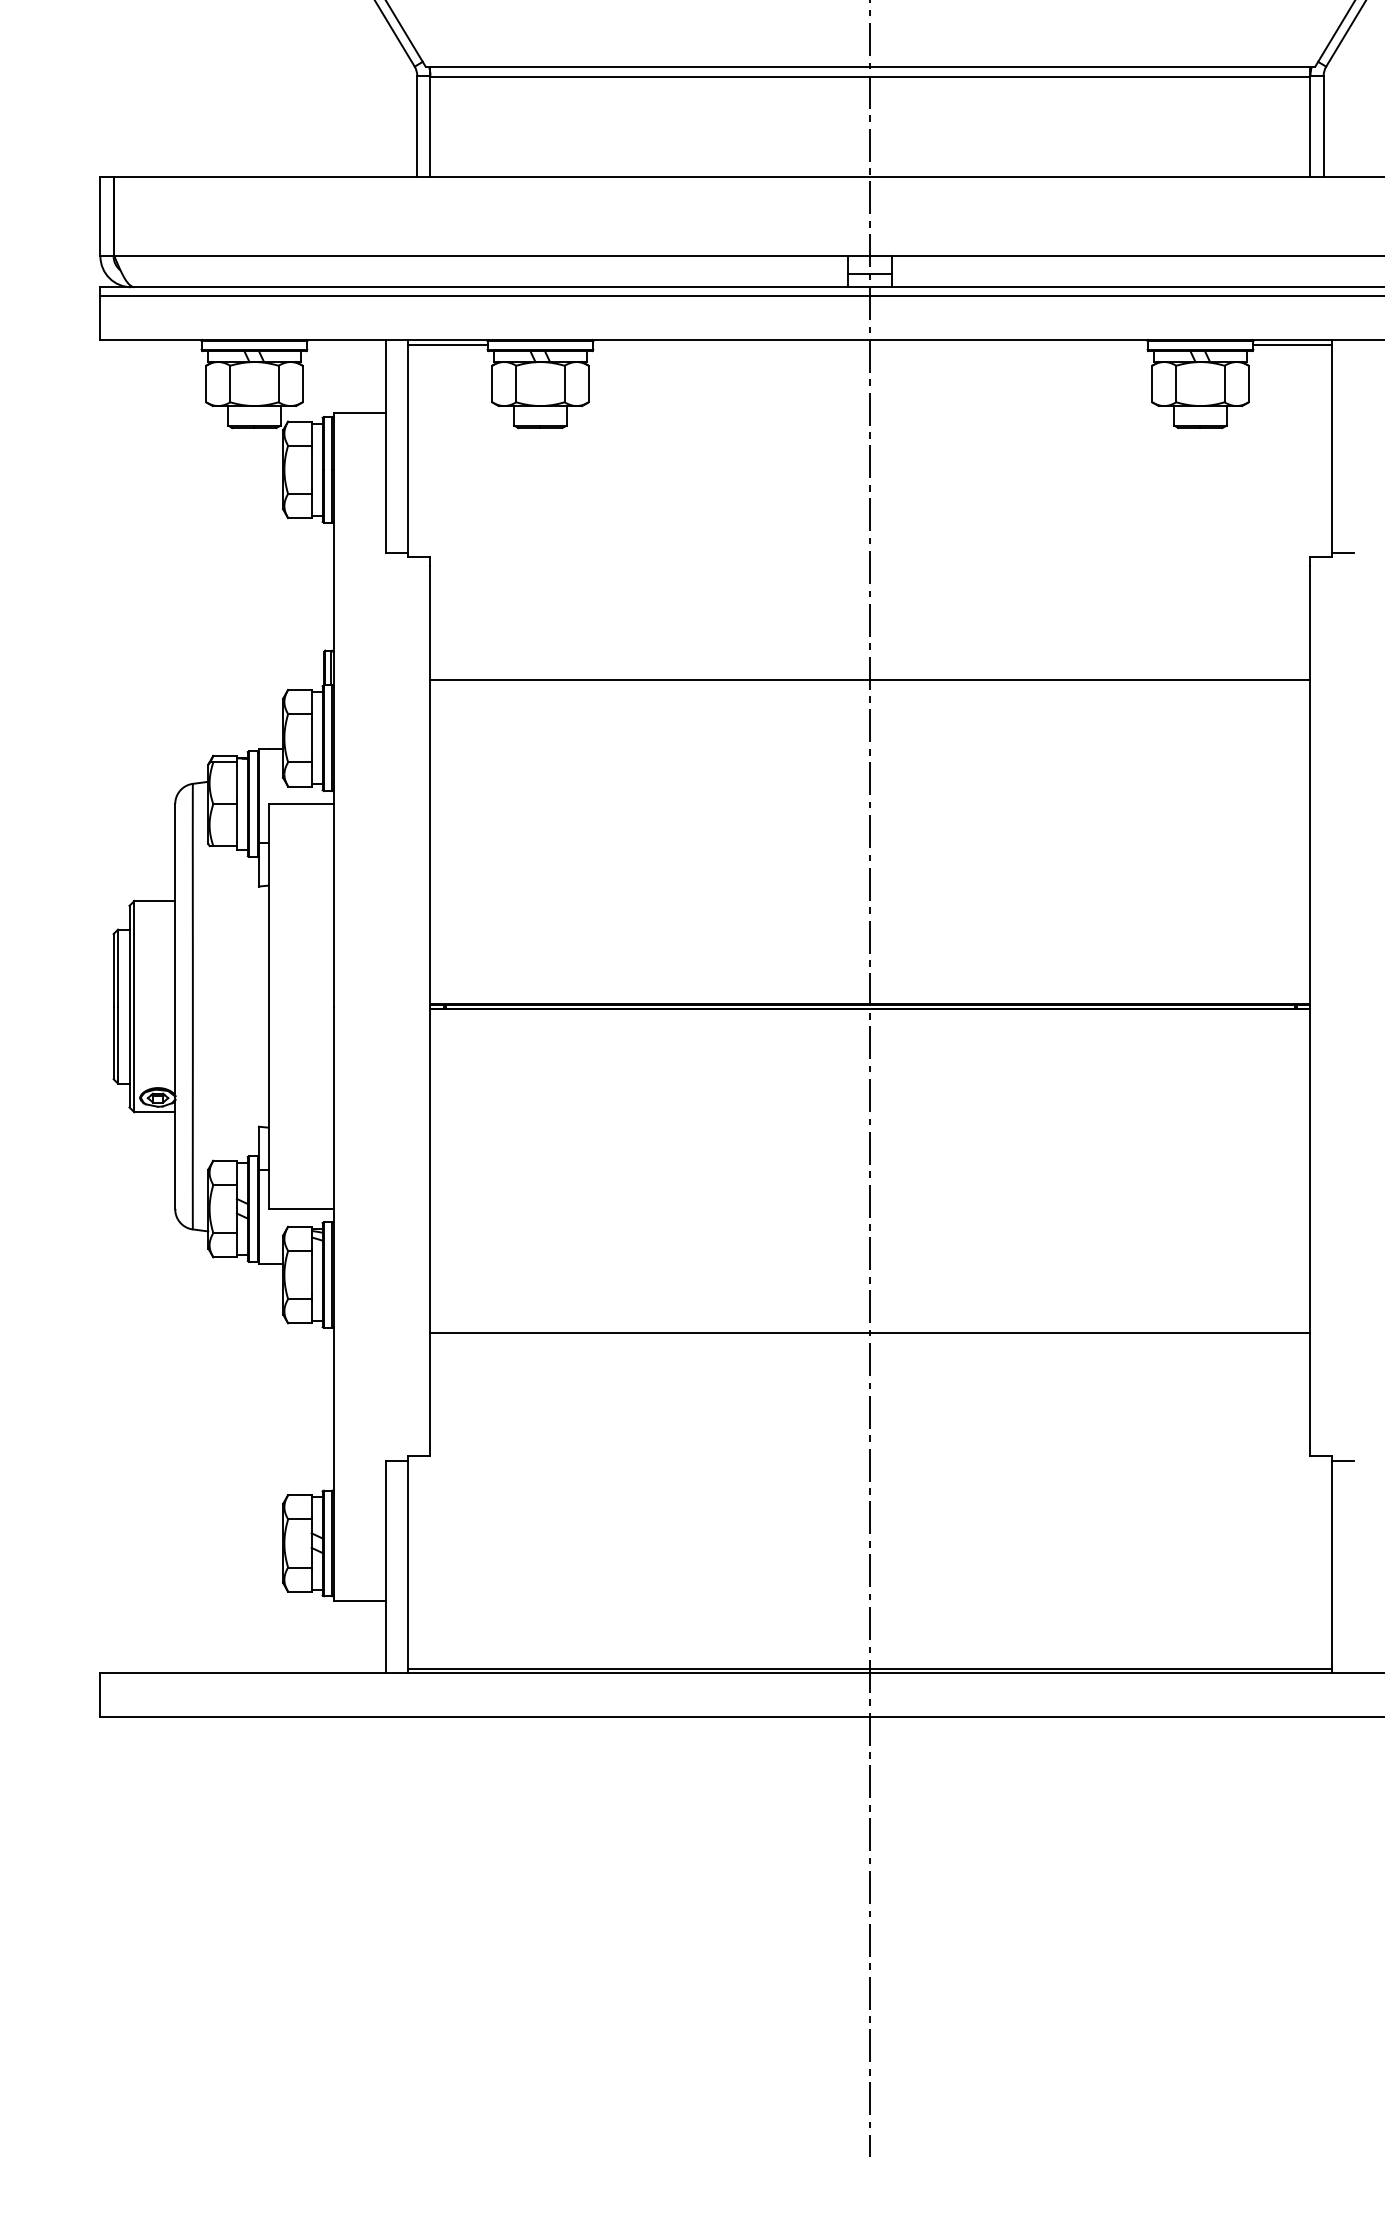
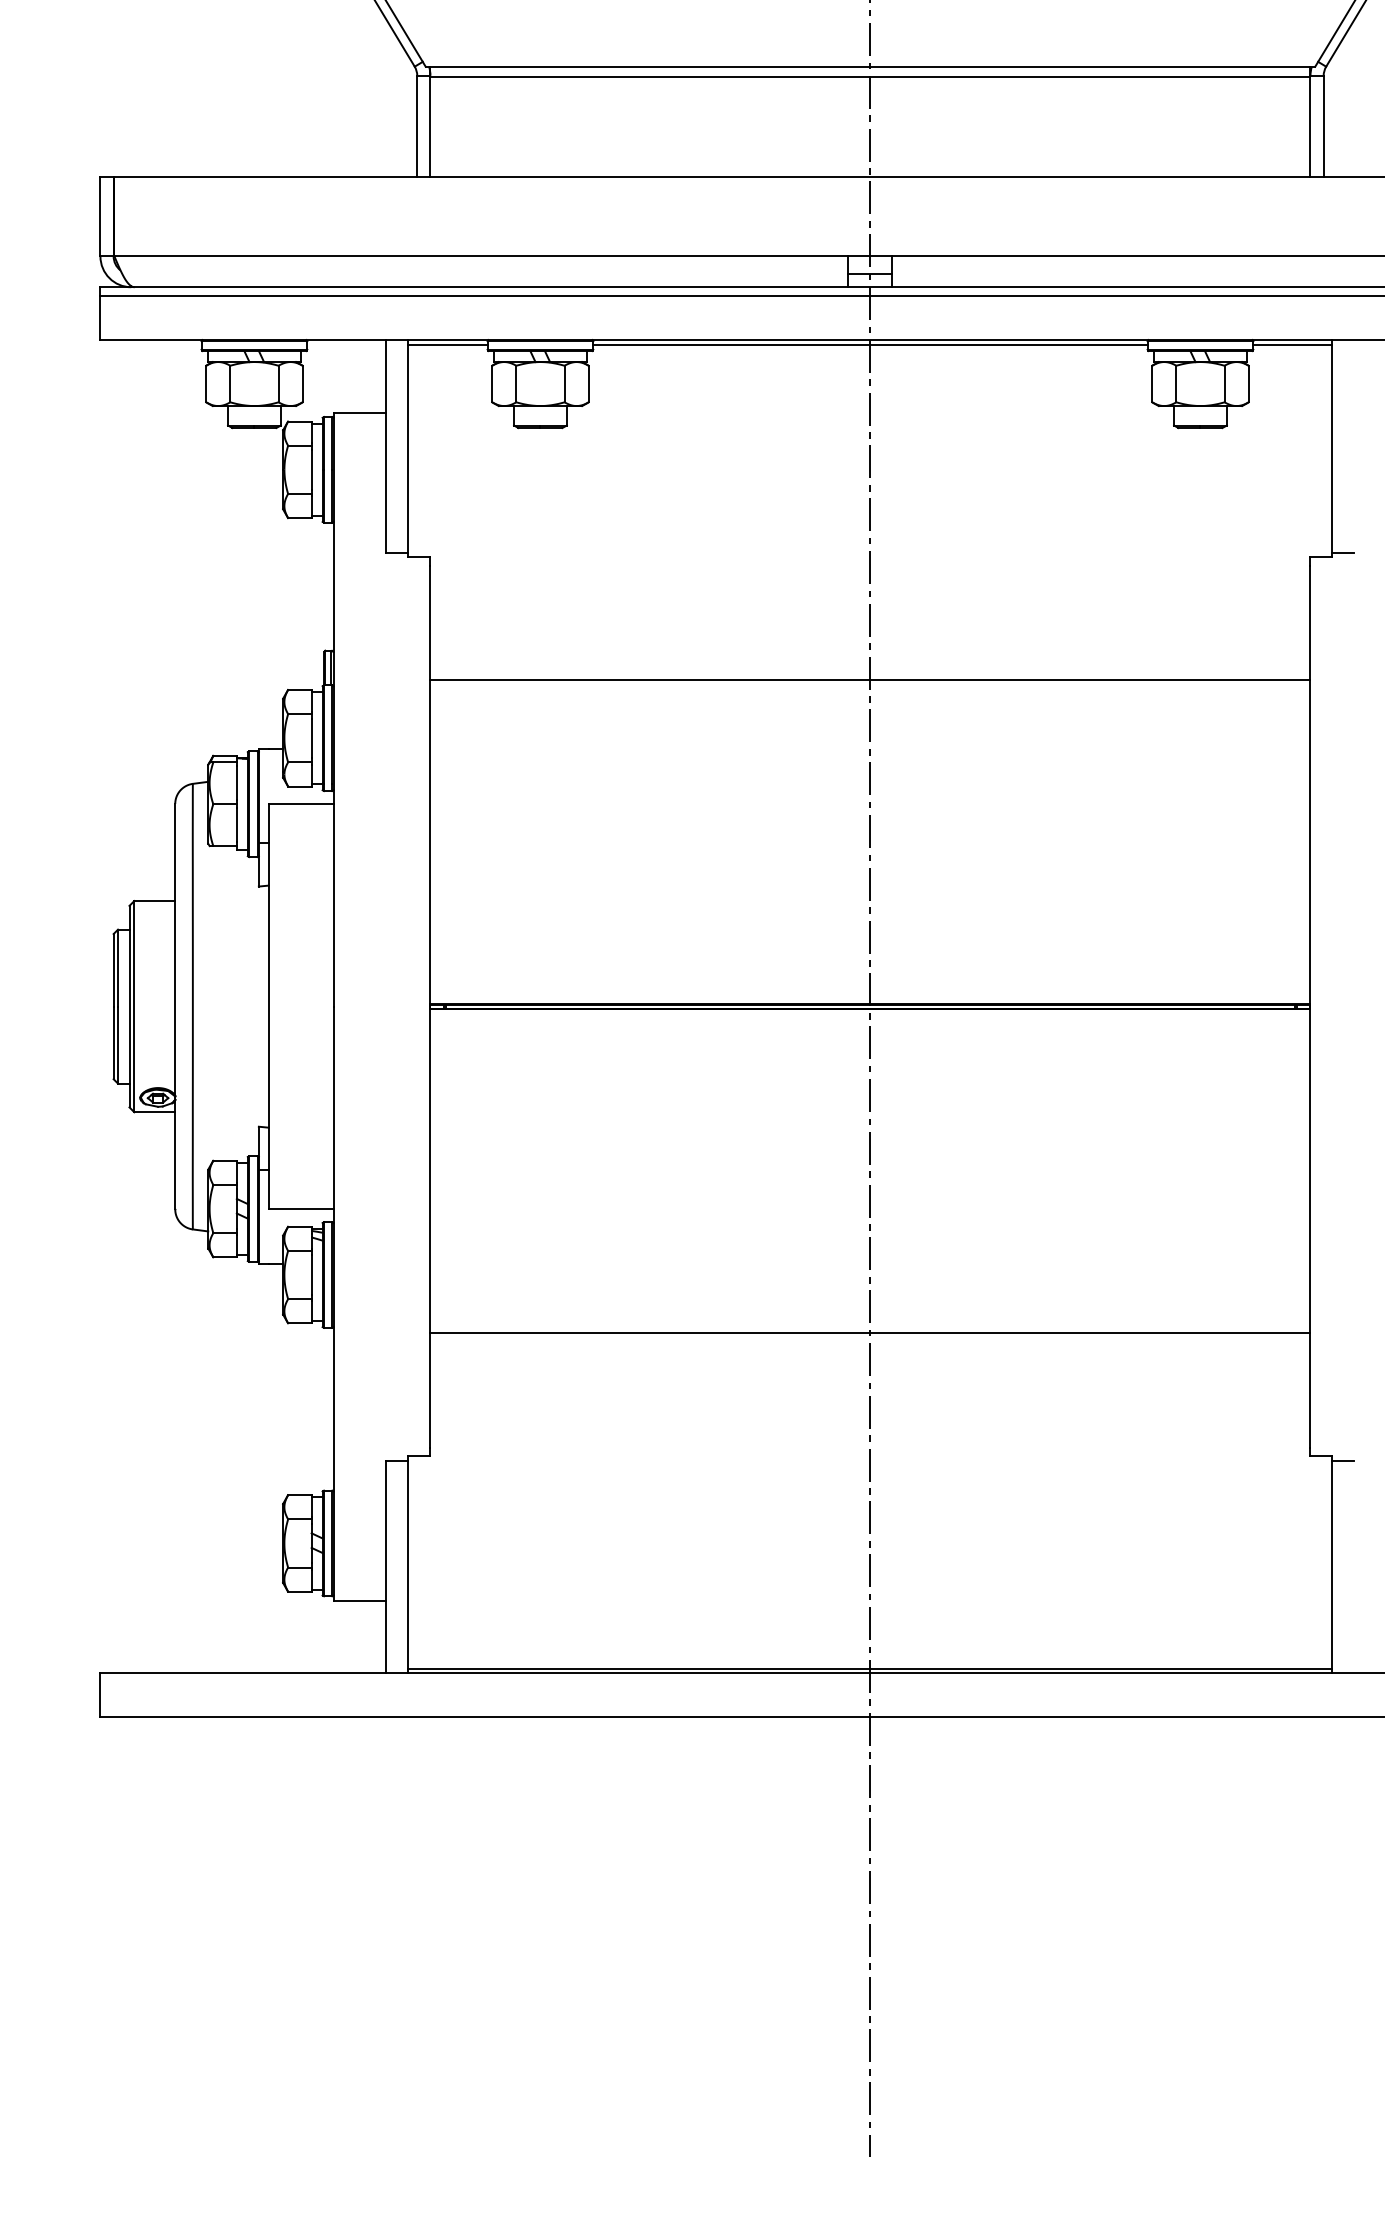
line: none -> present (870, 344)
